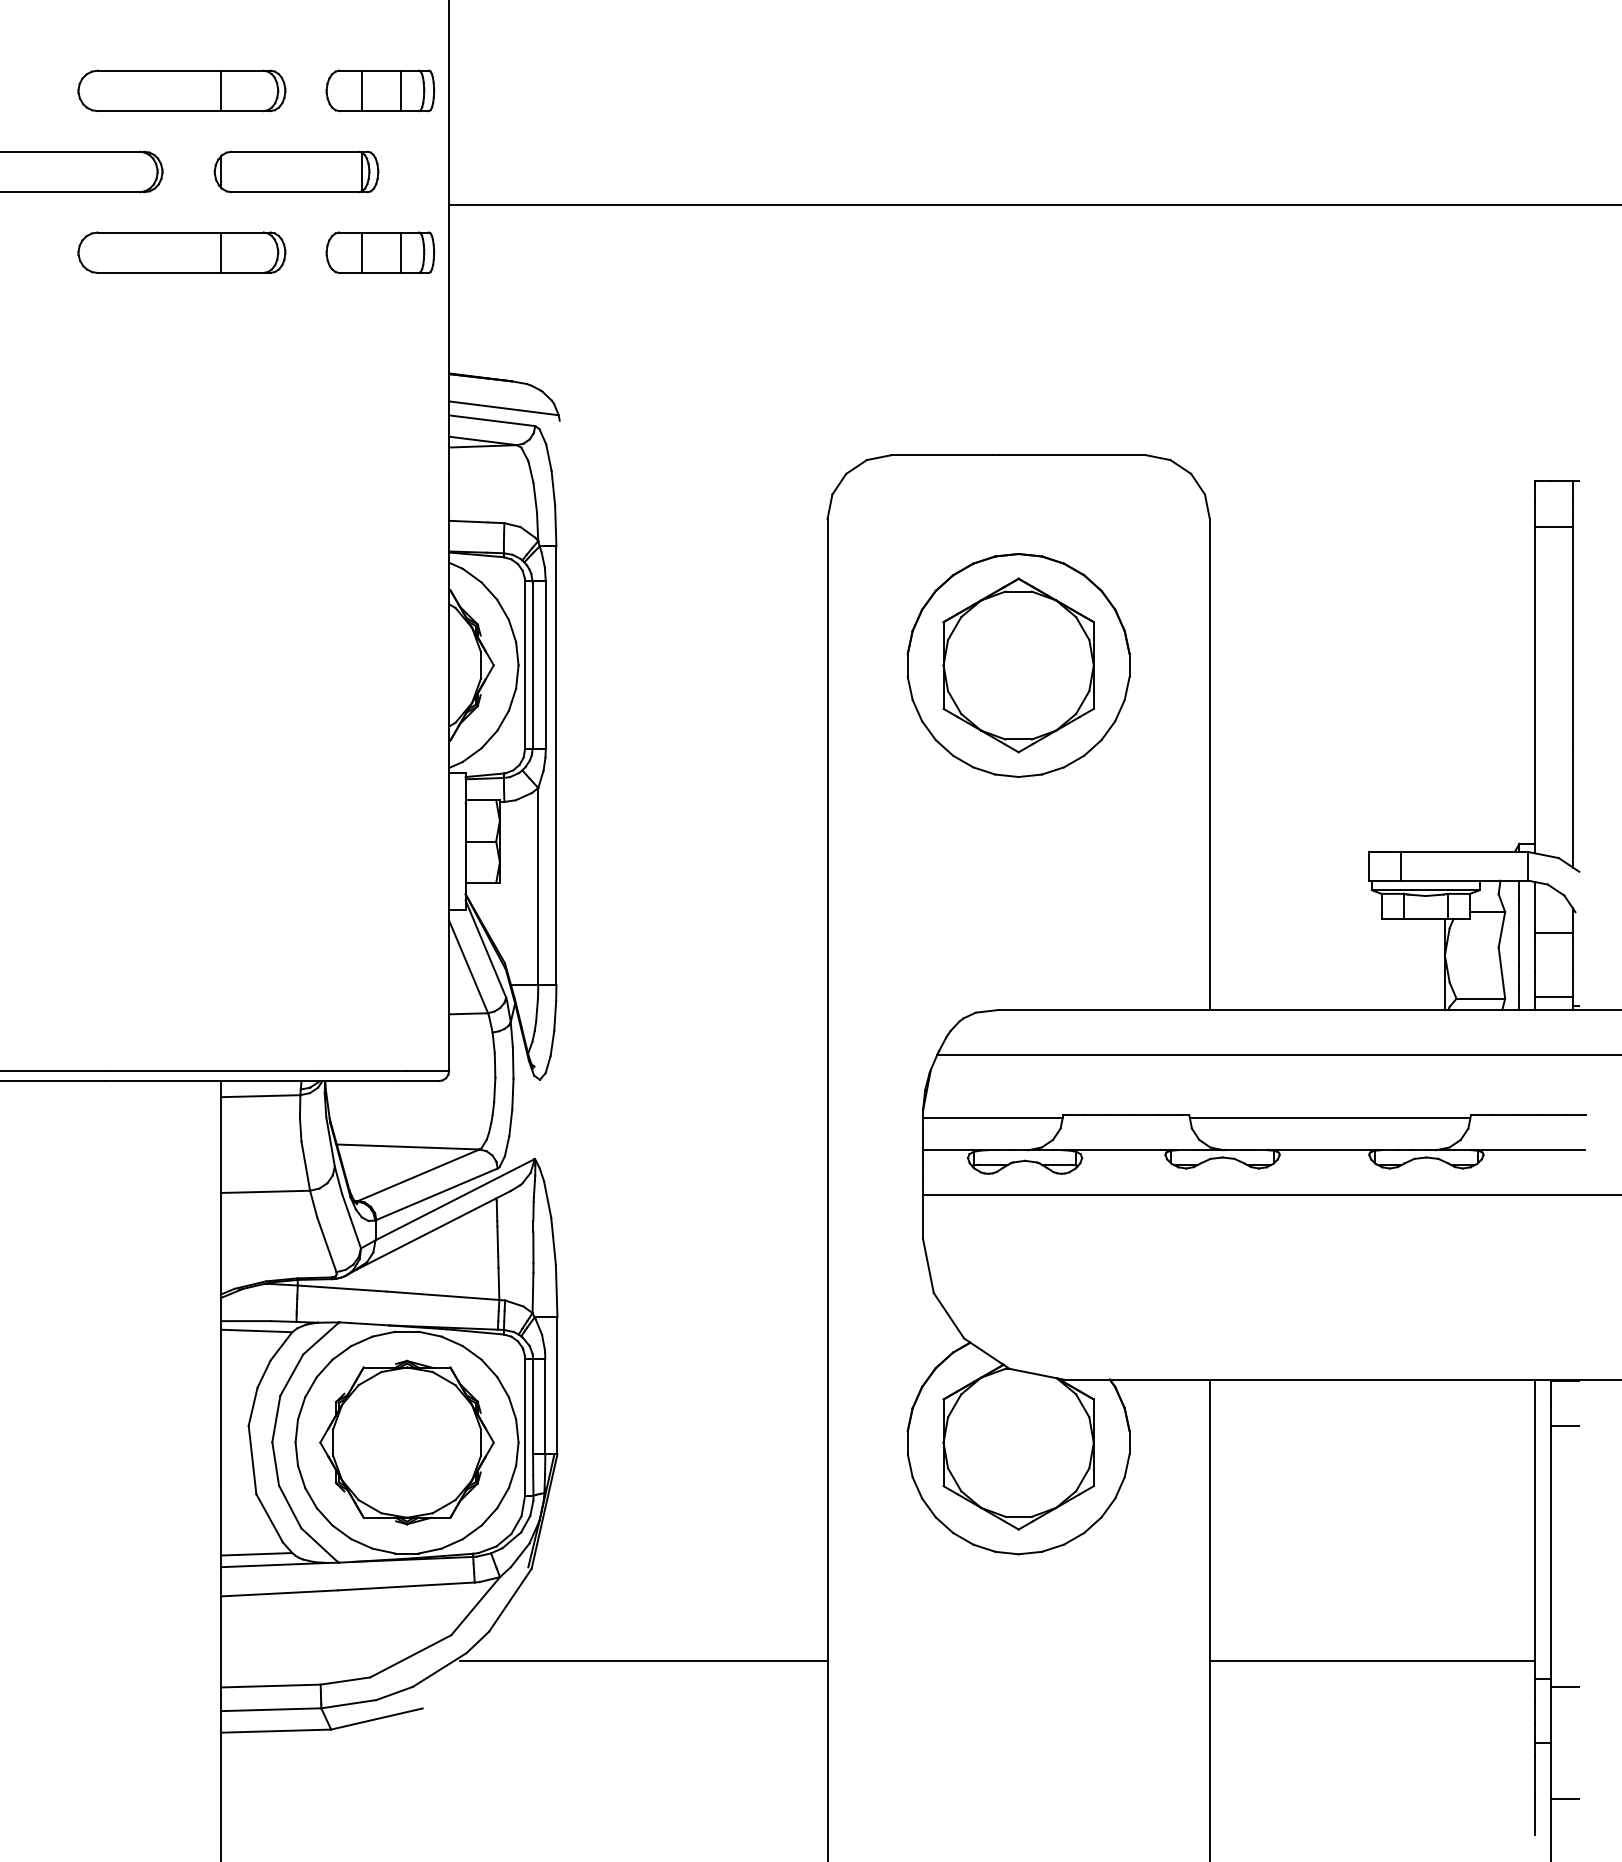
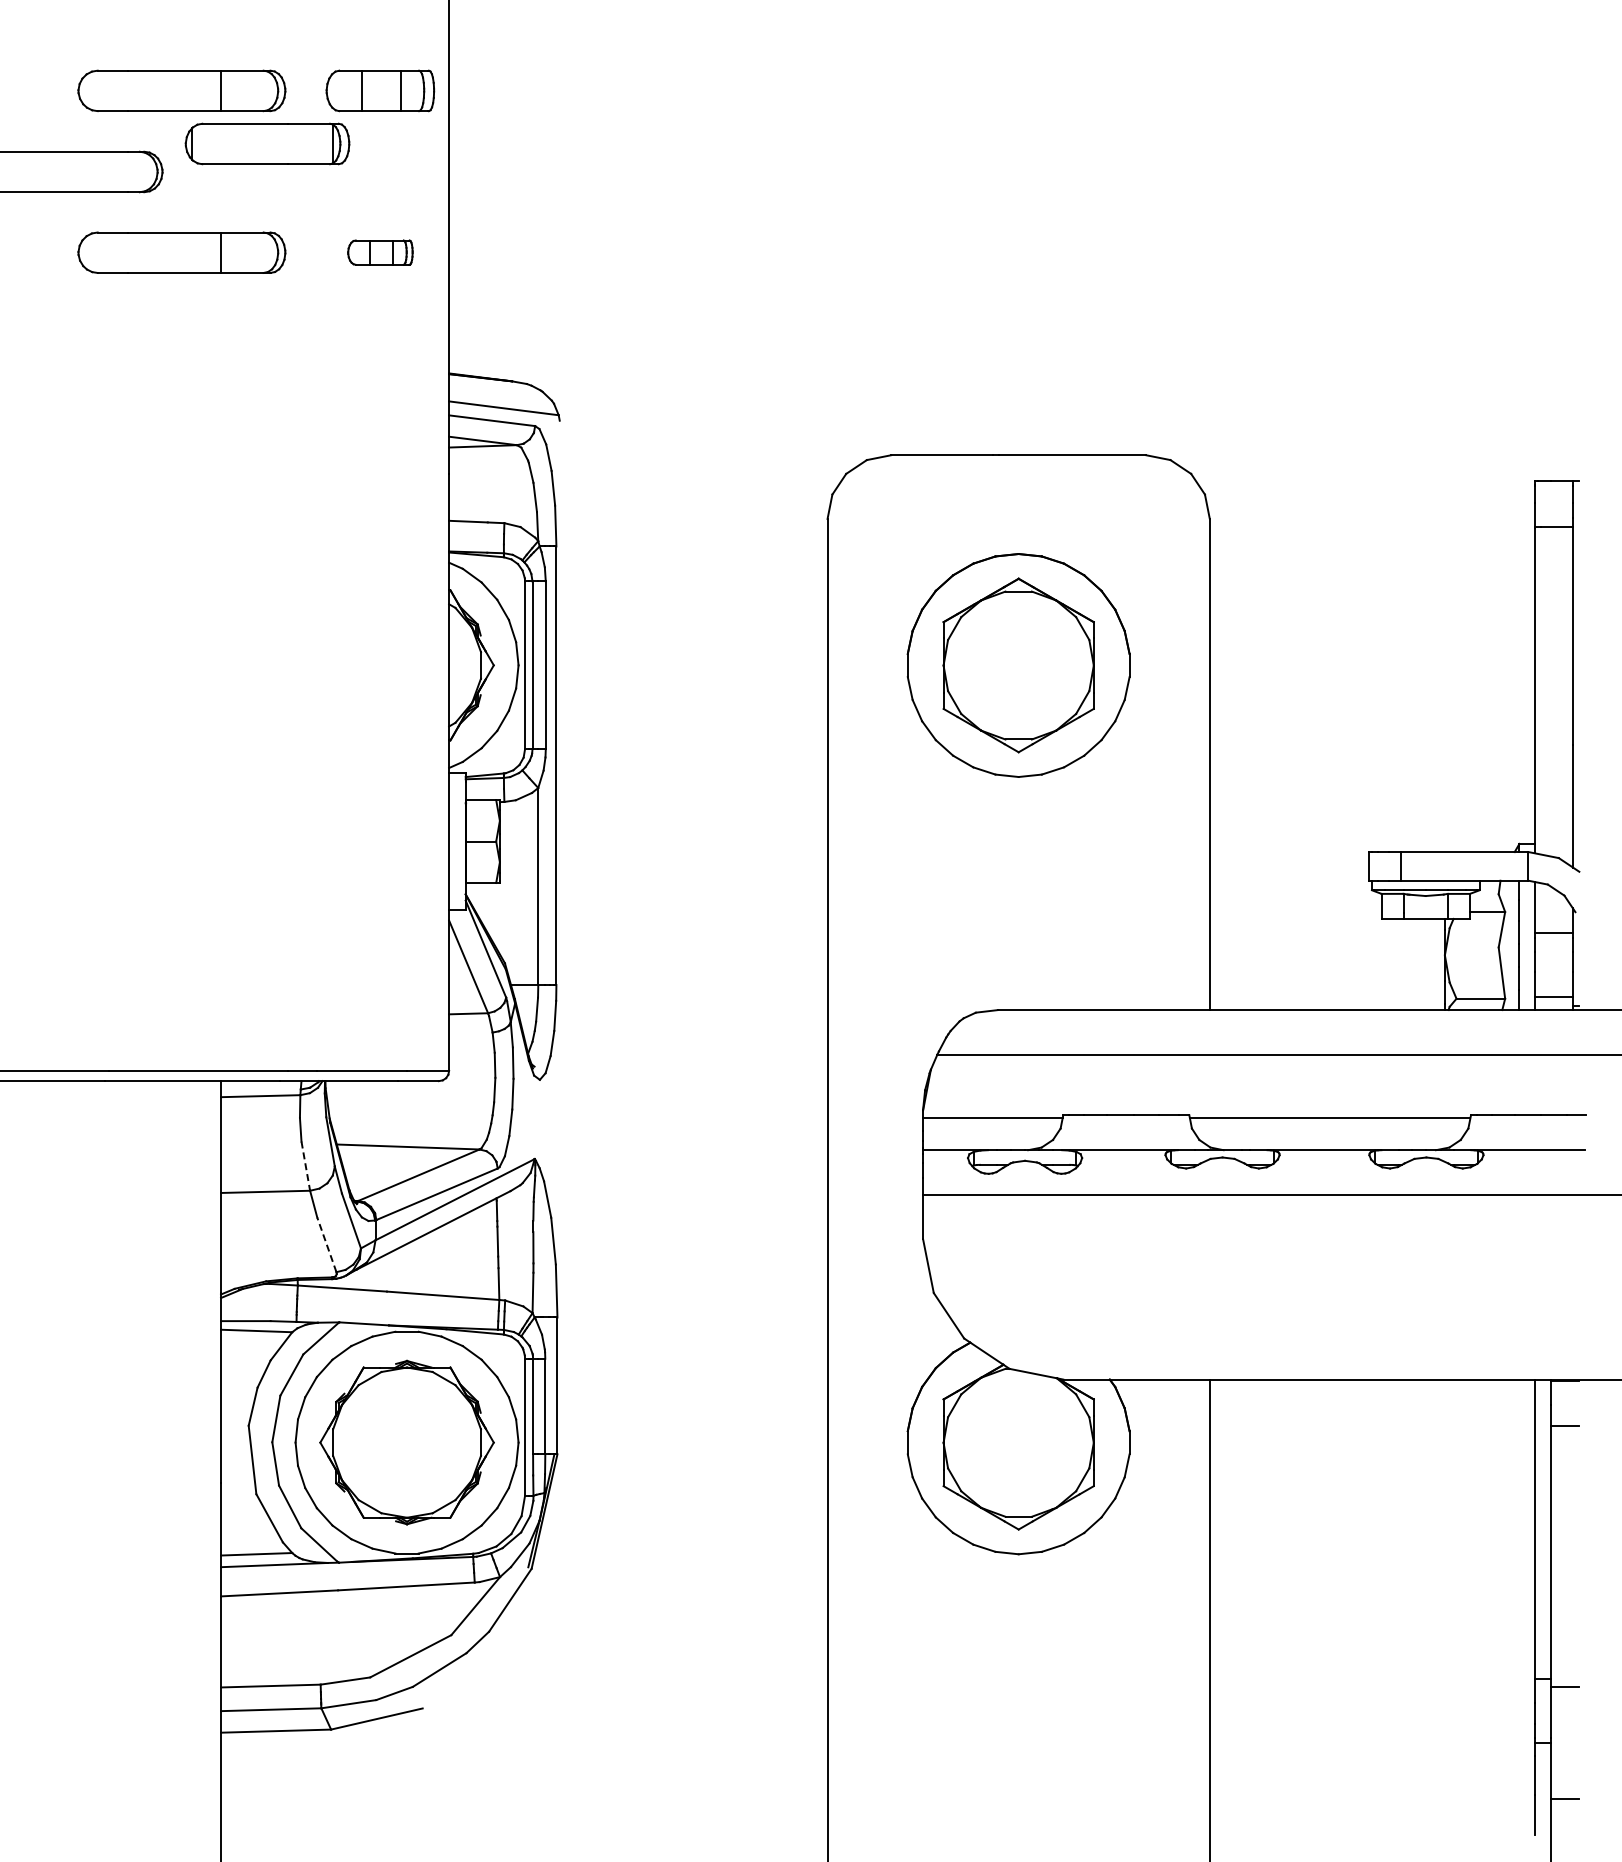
part position: (296, 171) -> (267, 143) (267, 143)
line: present -> none (1033, 204)
part size: 111x43 px -> 67x27 px (380, 252)
line: solid -> dashed (305, 1166)
line: solid -> dashed (326, 1244)
line: present -> none (643, 1661)
line: present -> none (1371, 1661)
